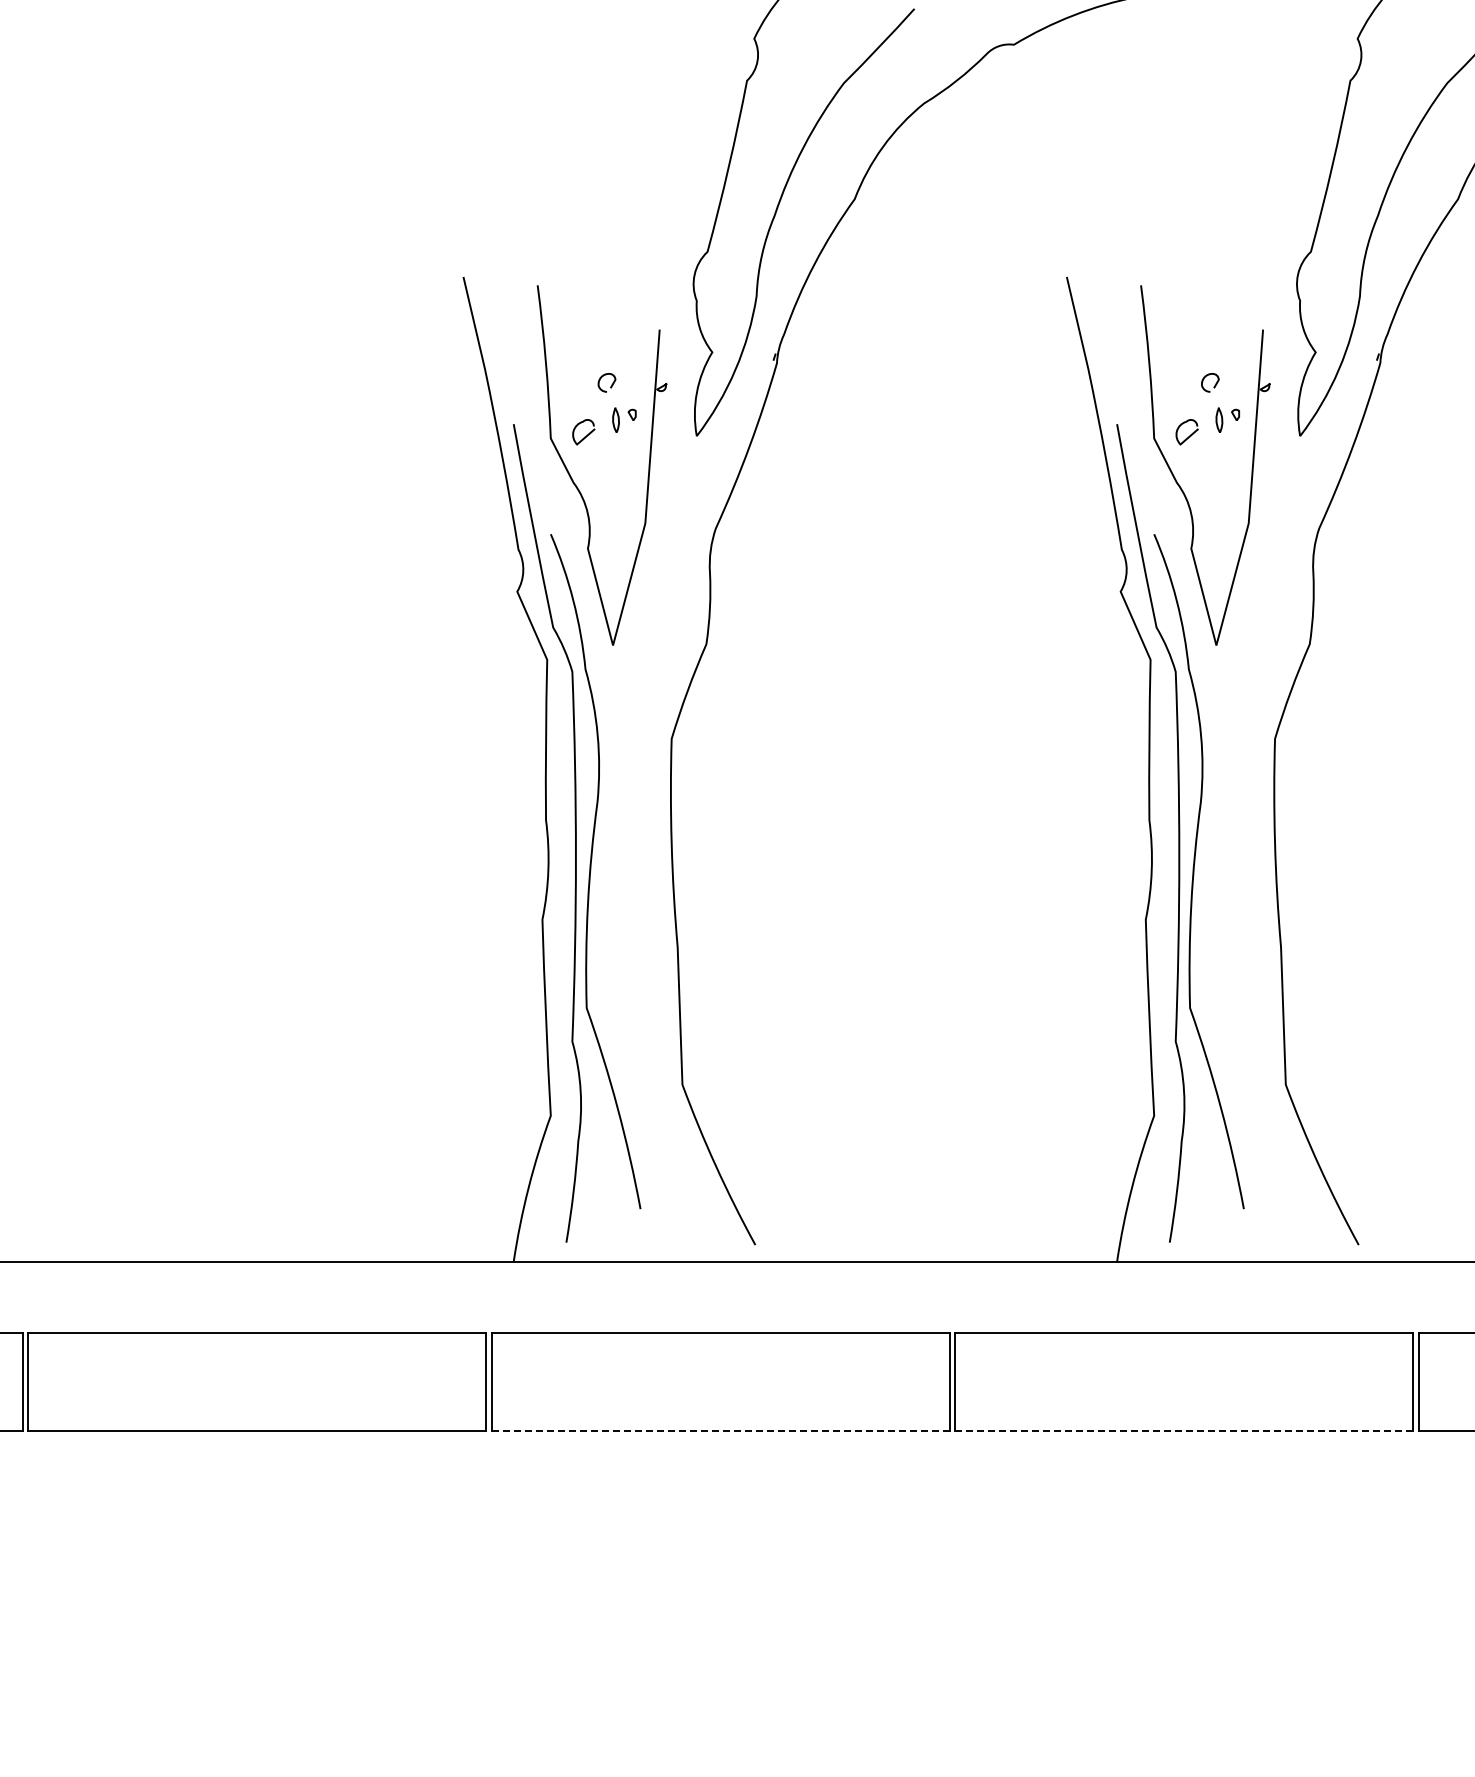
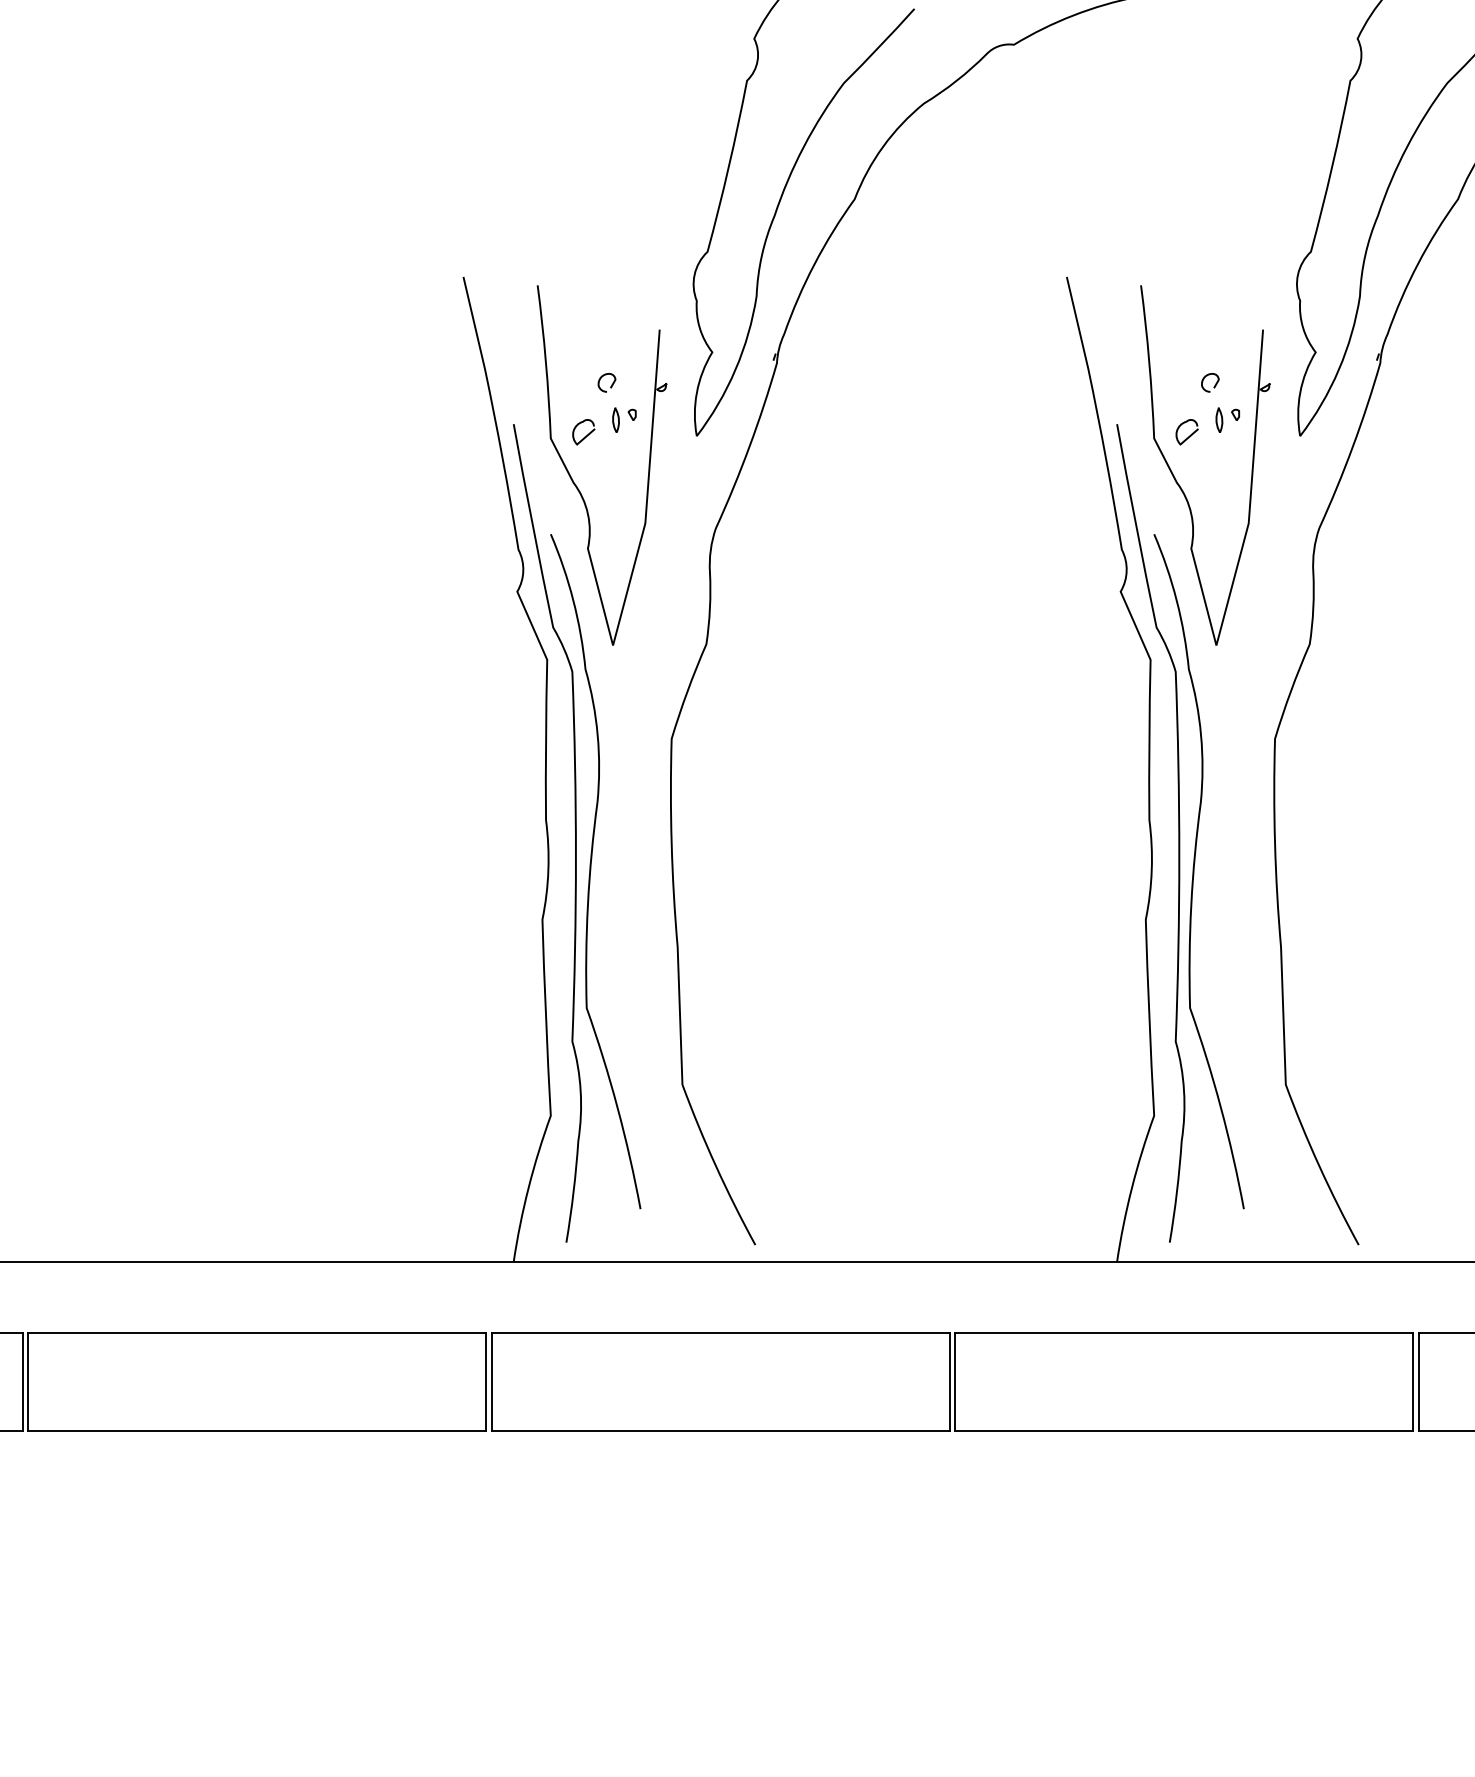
line: dashed -> solid (720, 1430)
line: dashed -> solid (1184, 1430)
